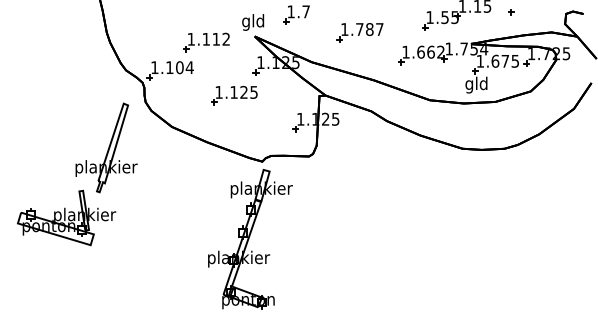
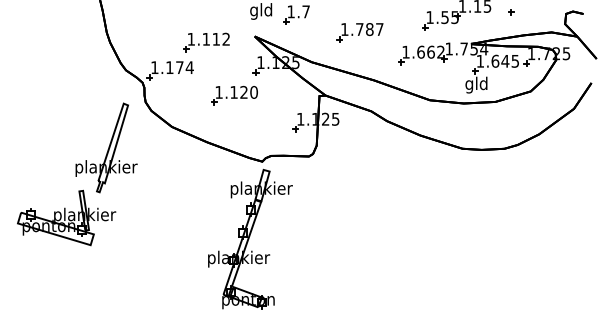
text position: (253, 22) -> (261, 11) (261, 11)
text: 1.675 -> 1.645 (505, 61)
text: 1.104 -> 1.174 (179, 67)
text: 1.125 -> 1.120 (253, 92)
